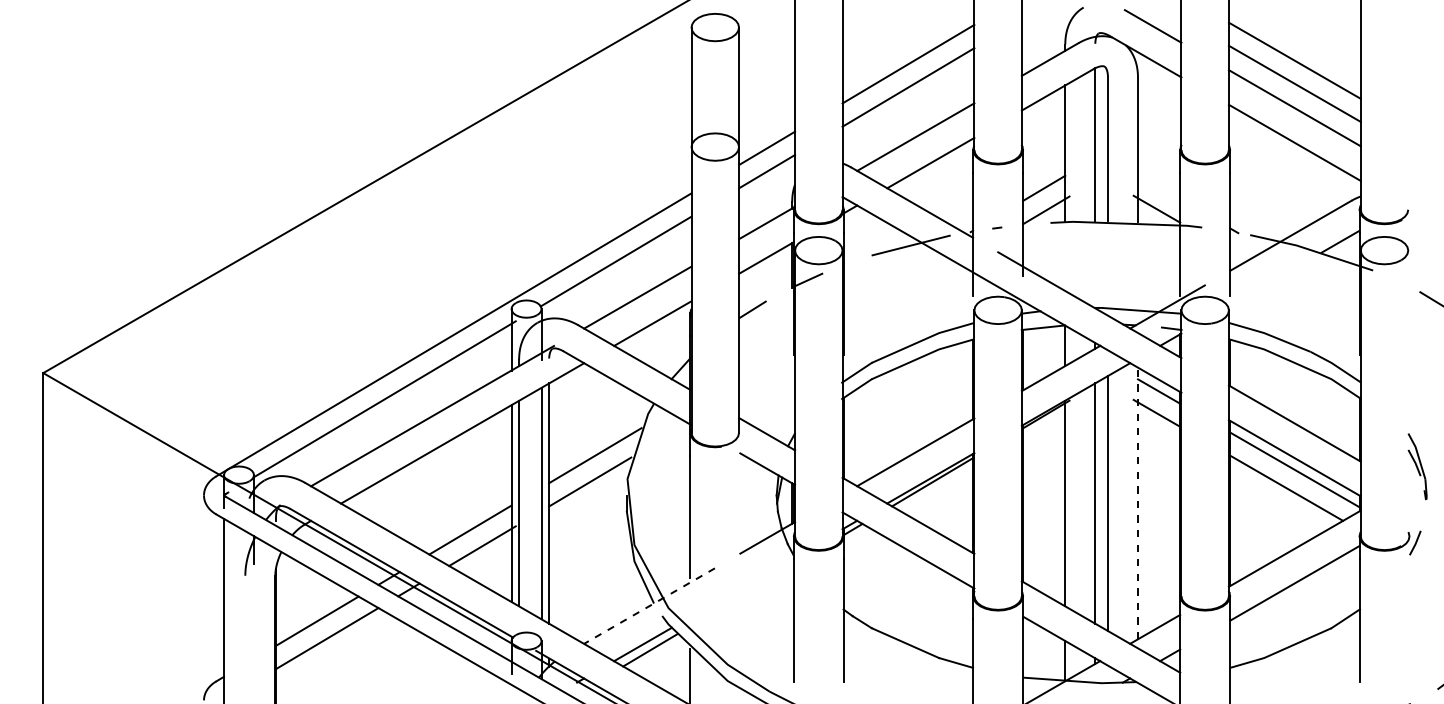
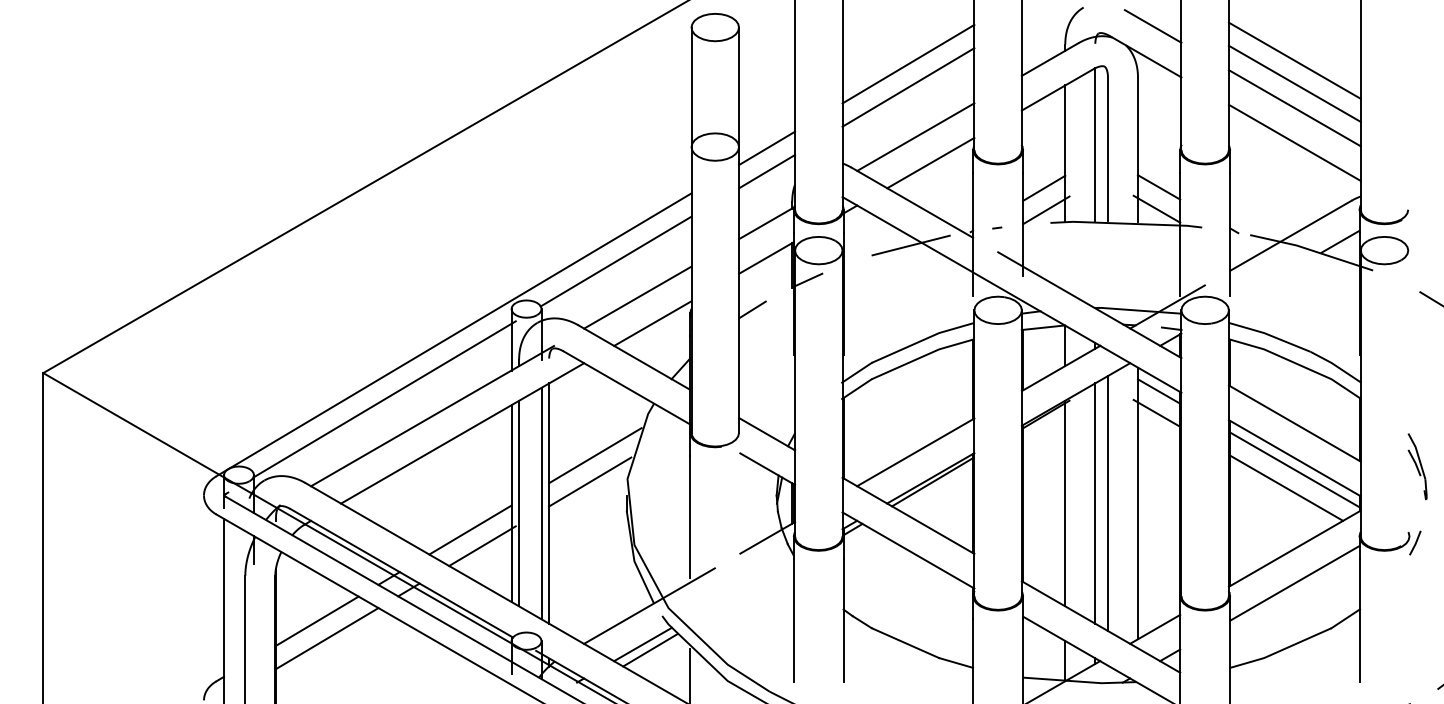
line: none -> present (1158, 187)
line: dashed -> solid (1138, 503)
line: dashed -> solid (649, 606)
line: none -> present (245, 637)
